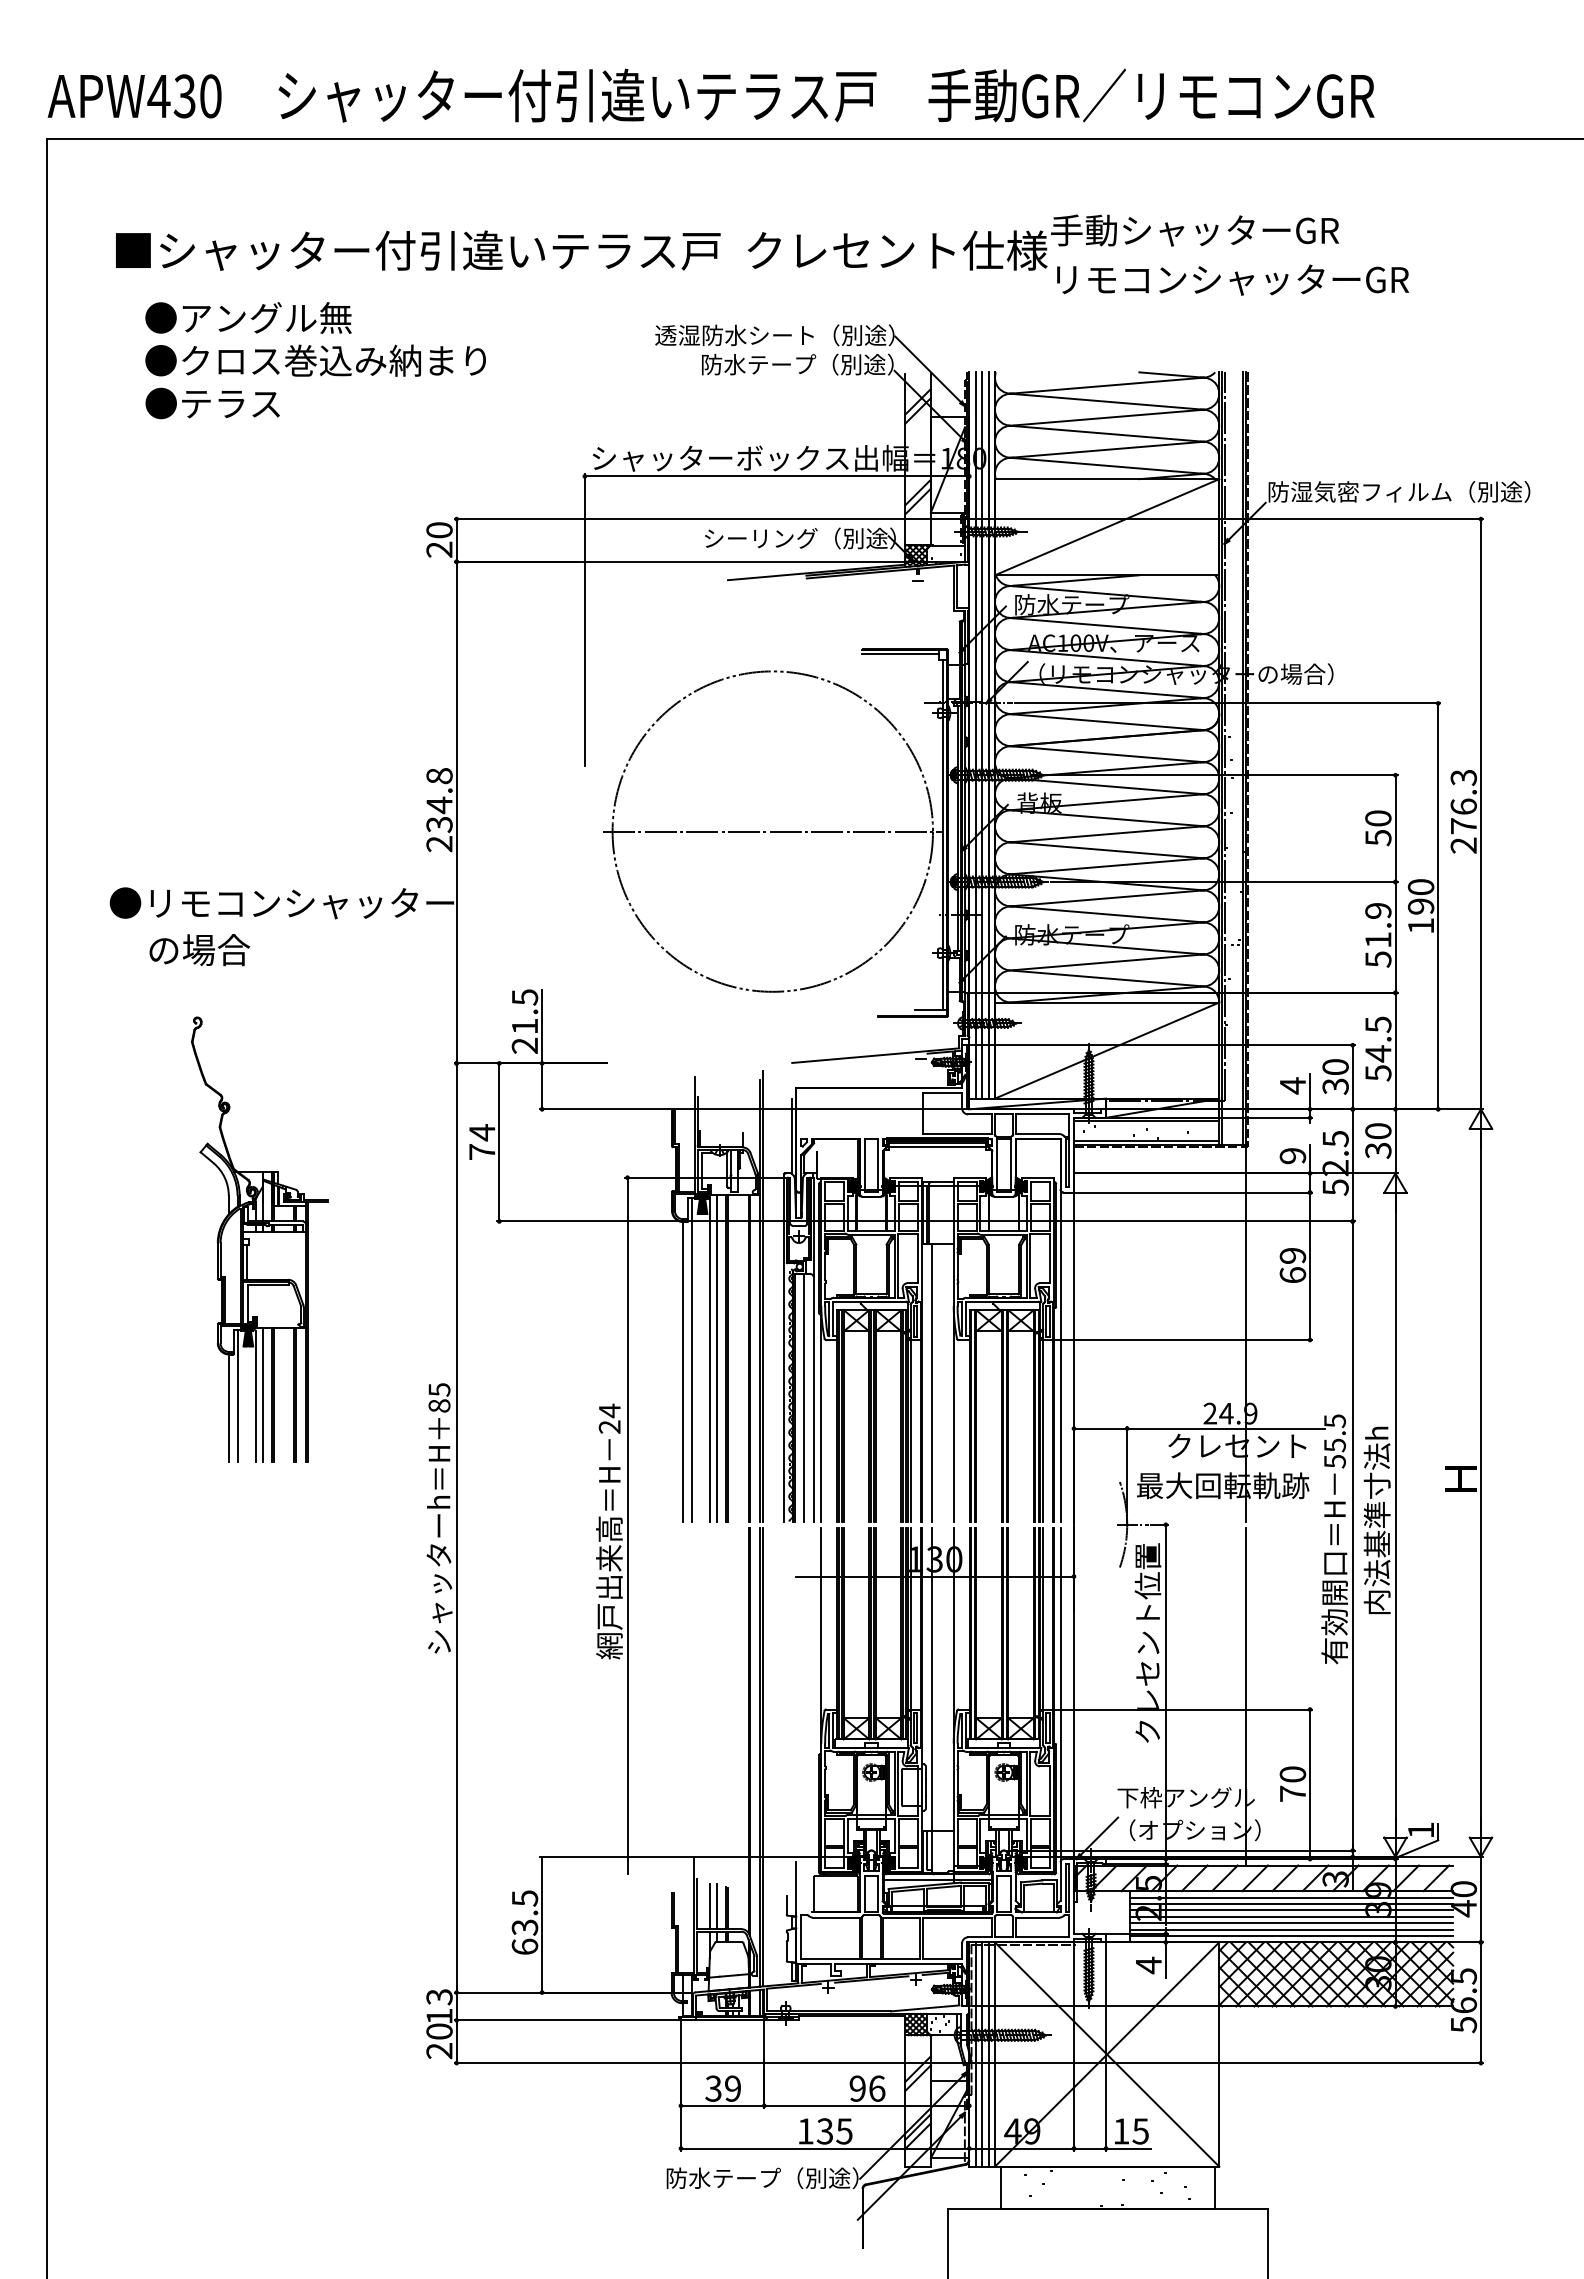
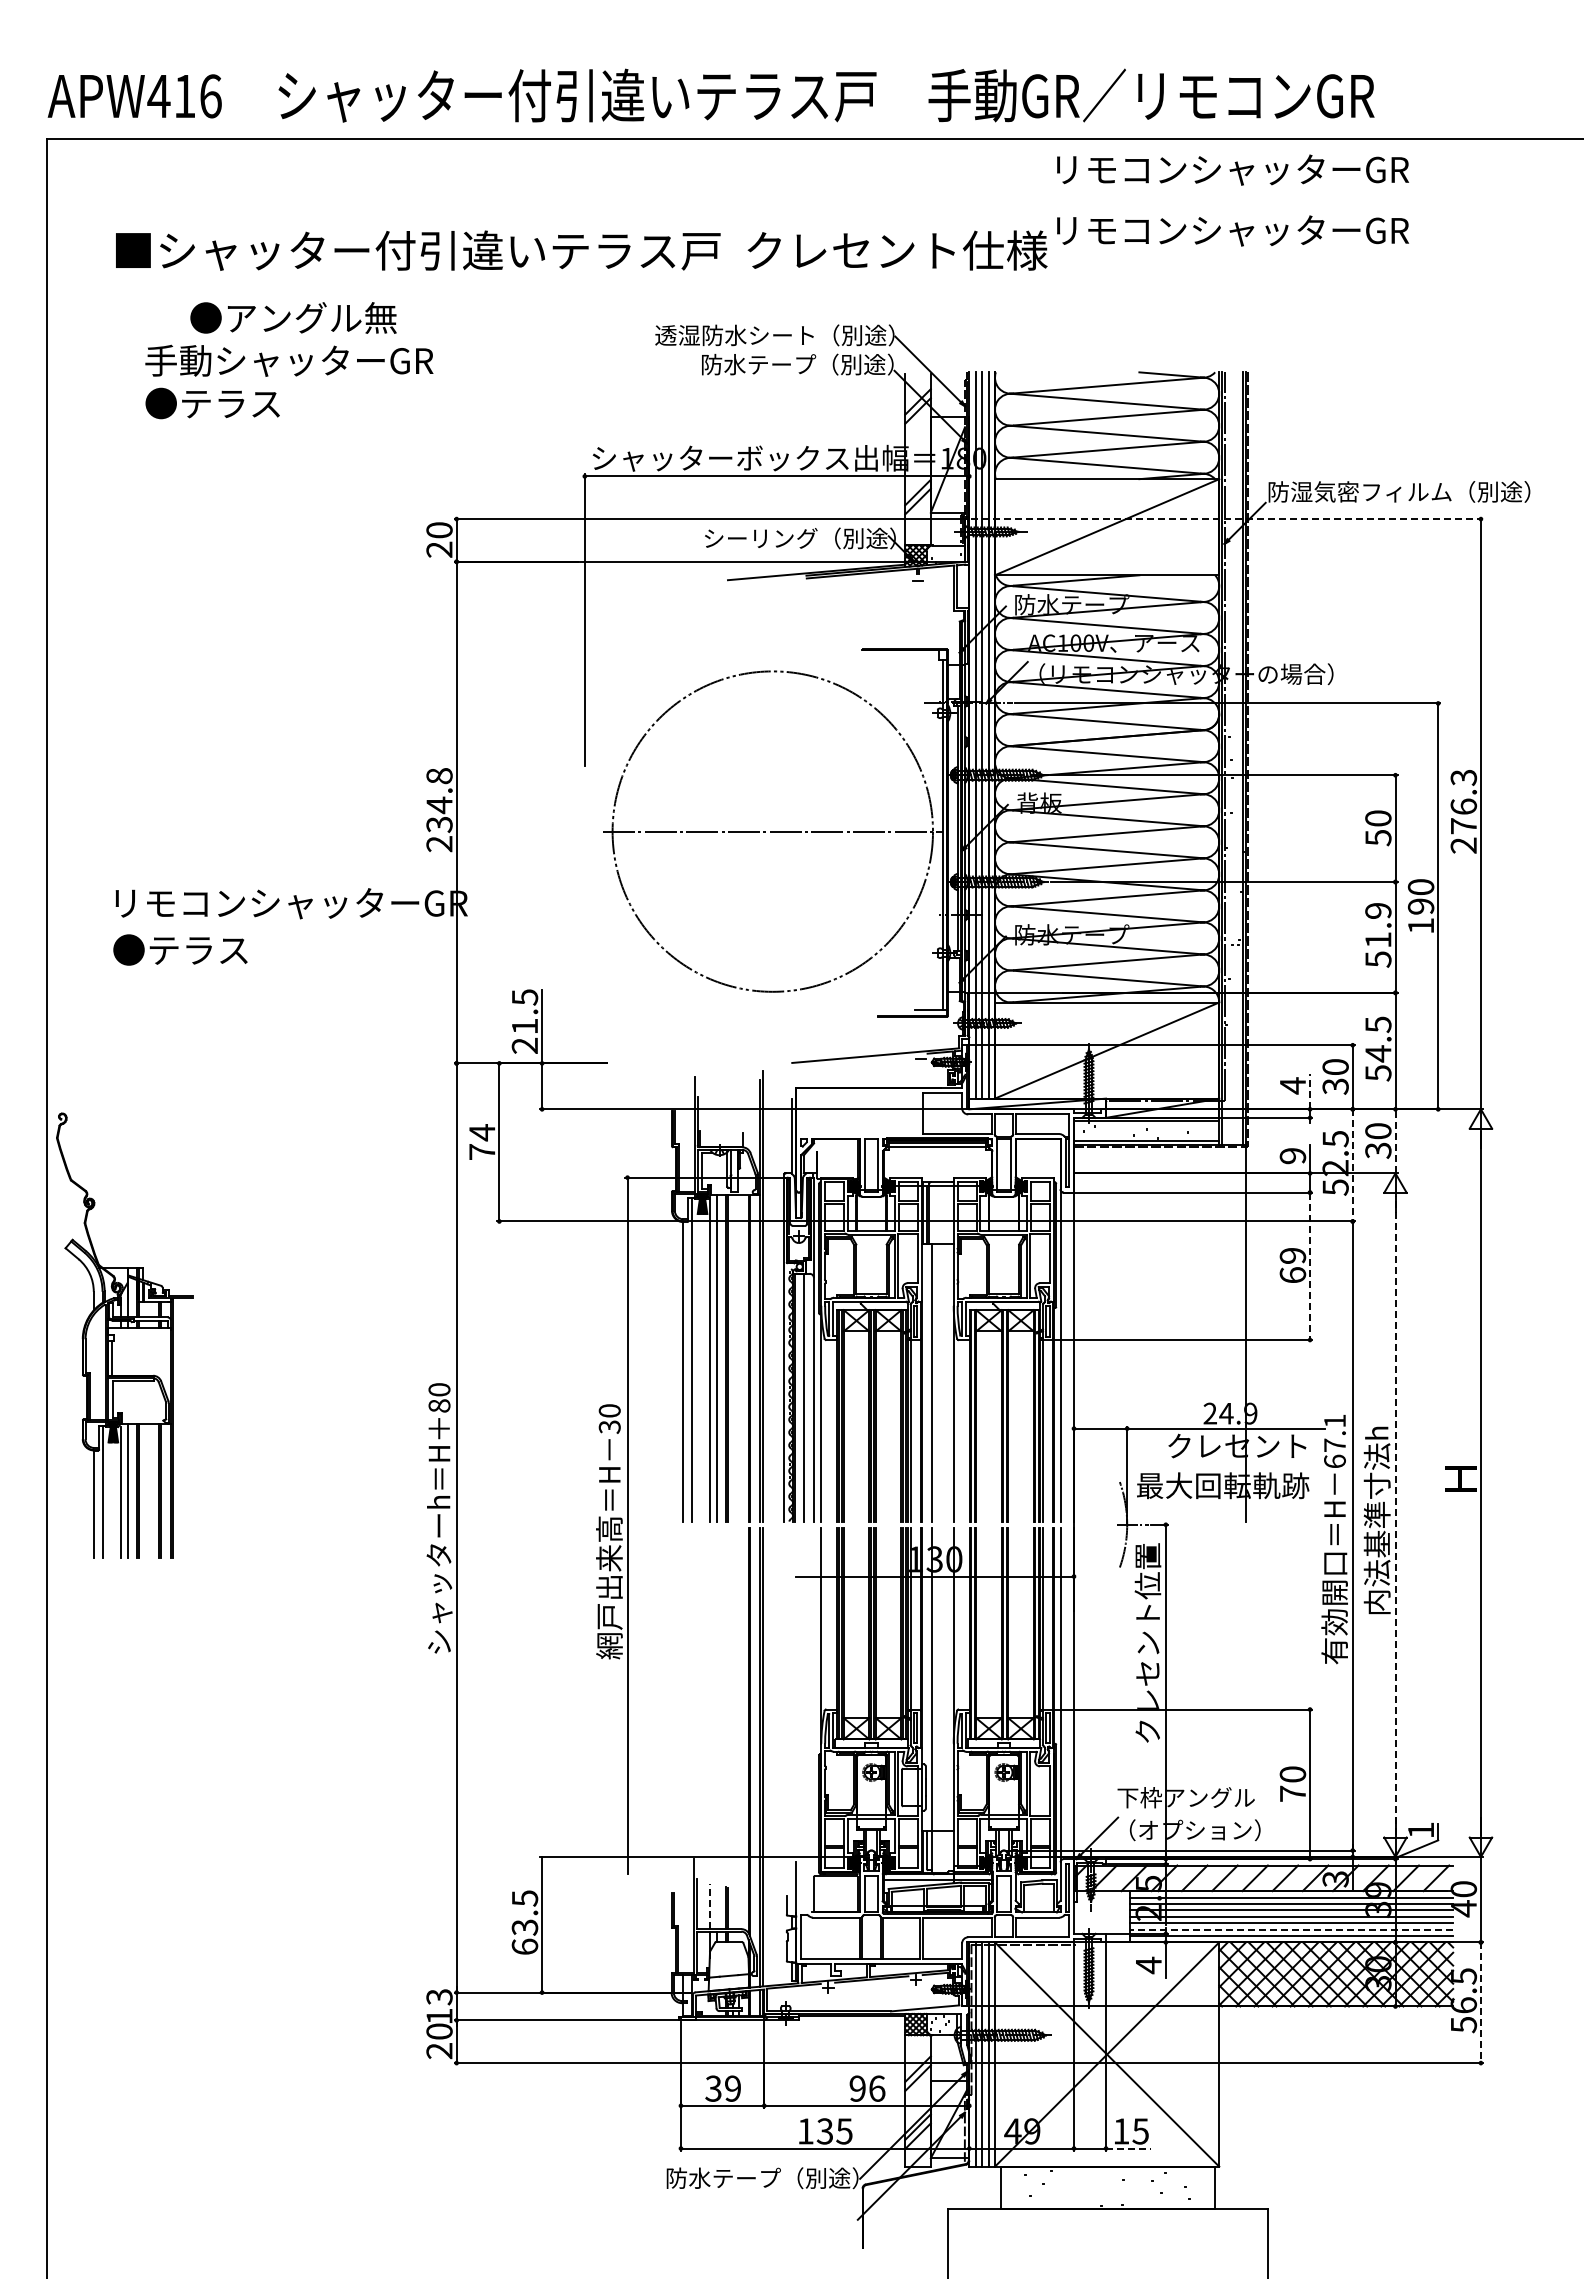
text: APW430 -> APW416 (197, 96)
text: 手動シャッターGR -> リモコンシャッターGR (1230, 230)
text position: (1232, 279) -> (1232, 169) (1232, 169)
text position: (248, 317) -> (293, 317) (293, 317)
text: ●クロス巻込み納まり -> 手動シャッターGR (315, 360)
line: solid -> dashed (1227, 519)
line: present -> none (900, 653)
text: ●リモコンシャッター -> リモコンシャッターGR (288, 903)
text: の場合 -> ●テラス (181, 950)
line: solid -> dashed (1310, 1091)
line: solid -> dashed (1395, 1140)
line: solid -> dashed (1352, 1165)
part position: (259, 1239) -> (124, 1335) (124, 1335)
line: solid -> dashed (1310, 1266)
text: 85 -> 80 (439, 1389)
text: 24 -> 30 (609, 1418)
text: 55.5 -> 67.1 (1334, 1441)
line: solid -> dashed (1395, 1514)
line: present -> none (1245, 1696)
line: solid -> dashed (709, 1906)
line: present -> none (717, 1906)
line: solid -> dashed (1291, 1929)
line: solid -> dashed (1480, 2003)
line: solid -> dashed (1128, 2148)
